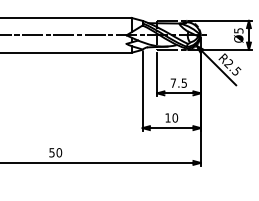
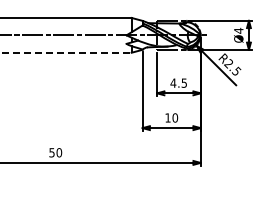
text: Ø5 -> Ø4 (238, 30)
line: solid -> dashed (65, 52)
text: 7.5 -> 4.5 (173, 82)
